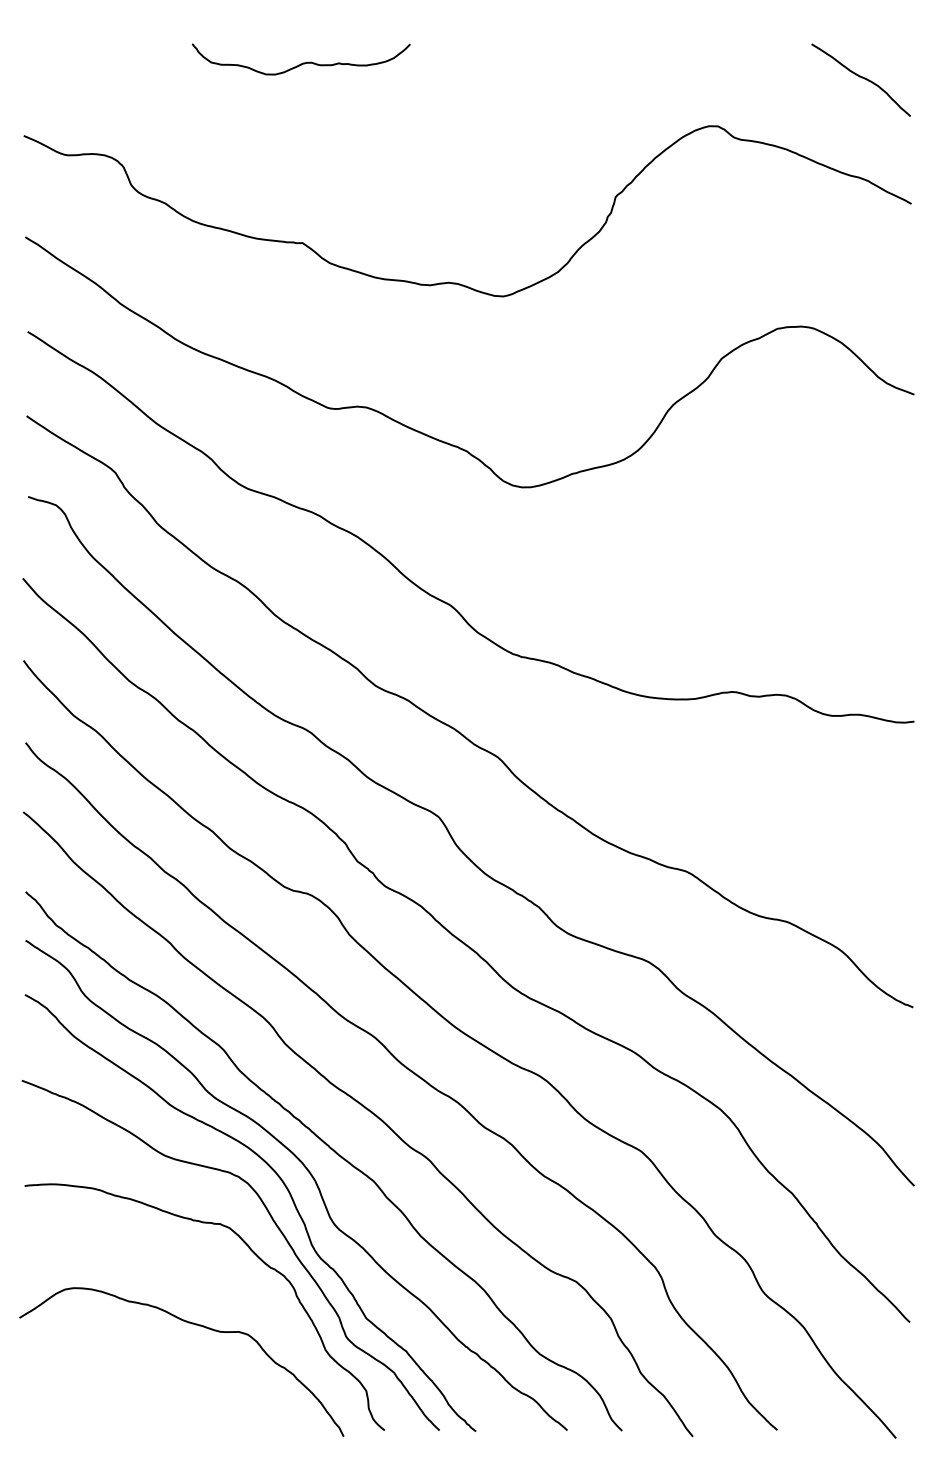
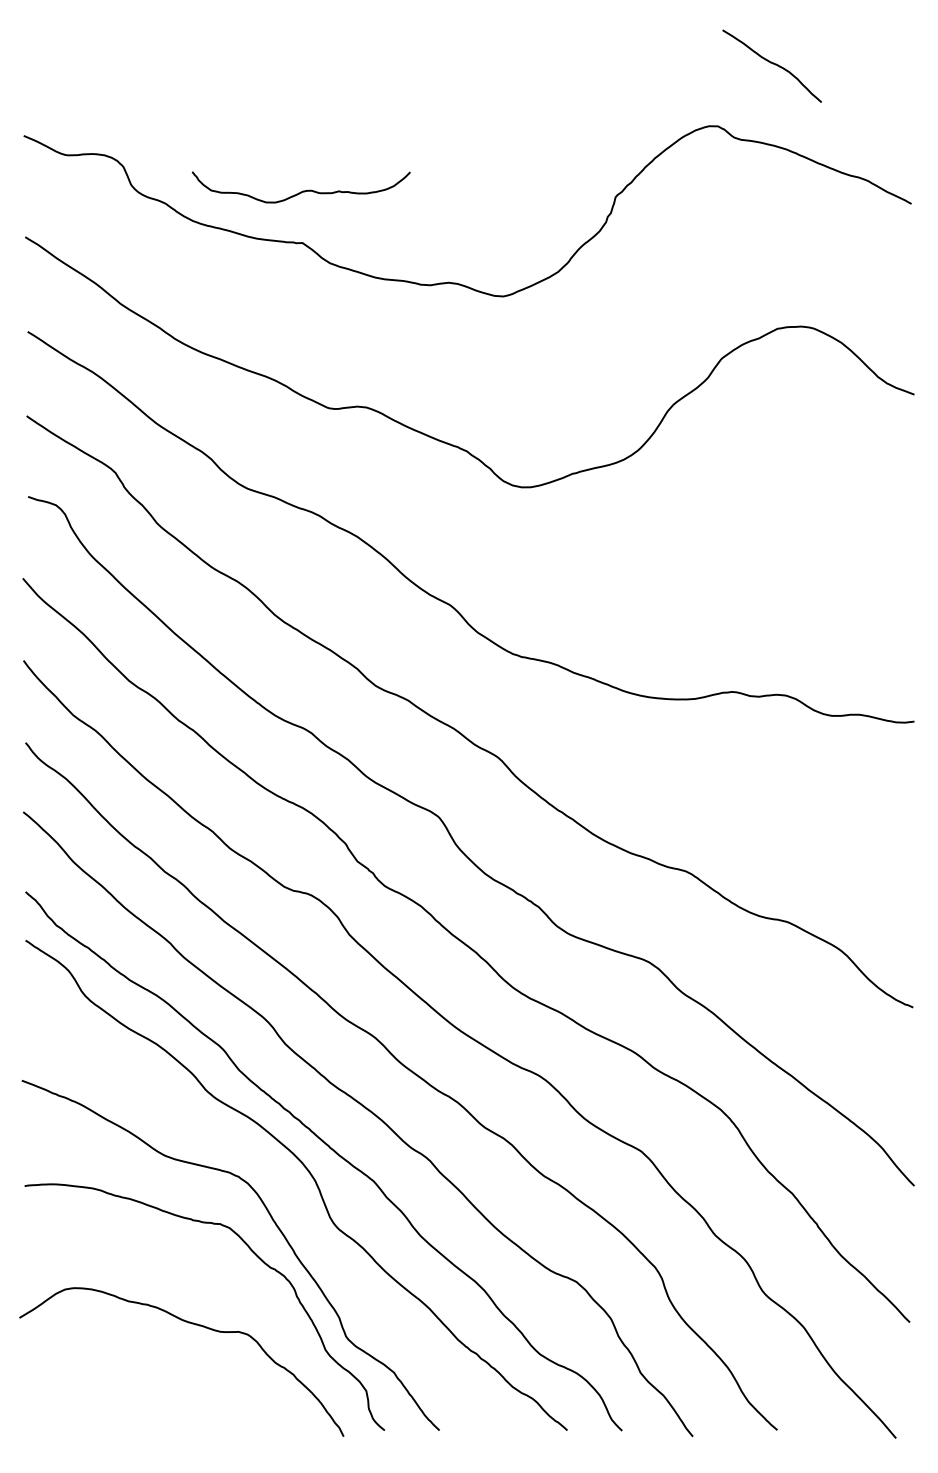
curve position: (302, 62) -> (302, 190) (302, 190)
curve position: (861, 78) -> (772, 64) (772, 64)
curve: present -> none (288, 1193)
